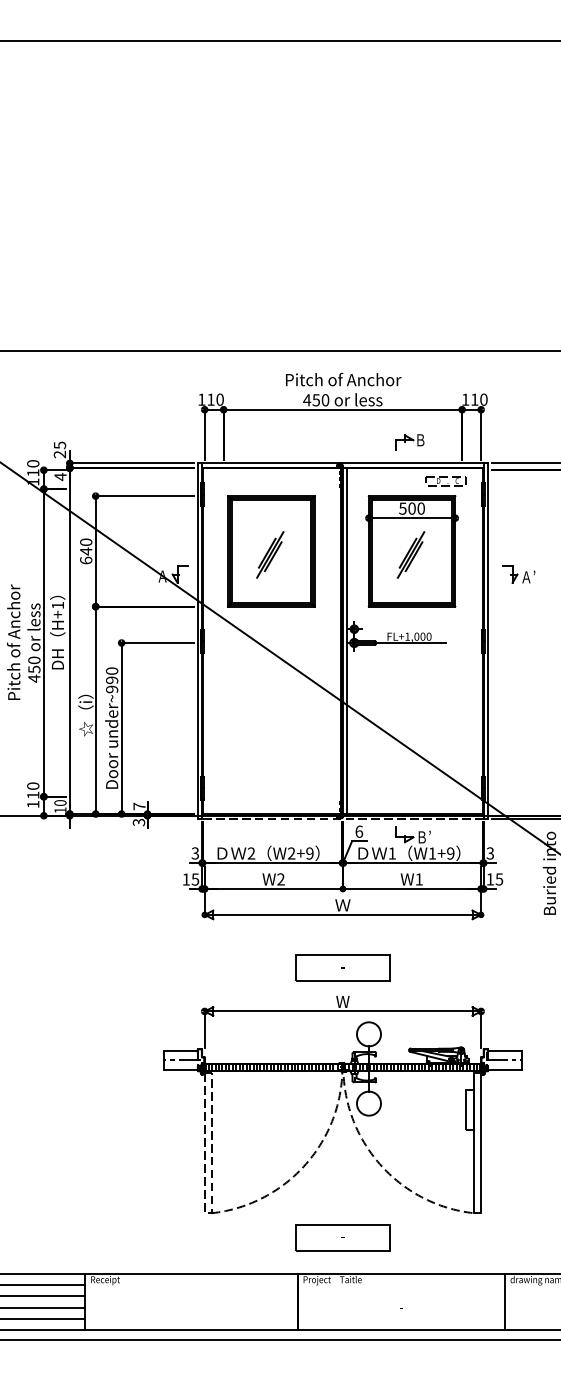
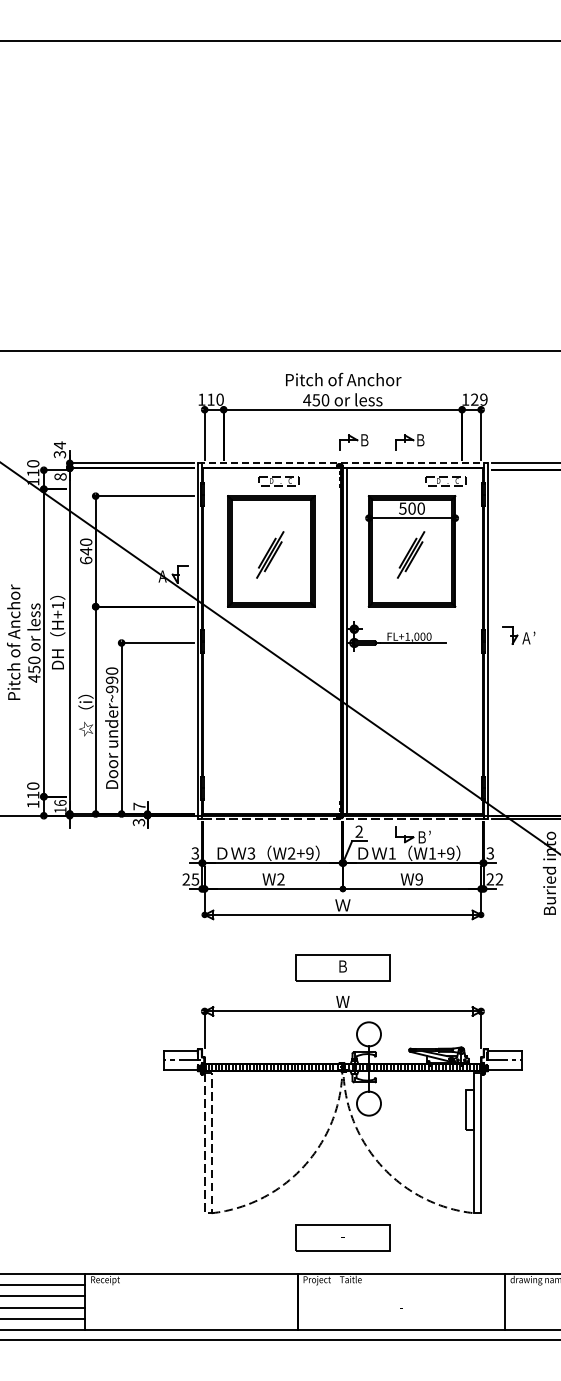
text: 110 -> 129 (479, 399)
part: none -> present (353, 442)
text: 25 -> 34 (60, 449)
line: solid -> dashed (343, 463)
text: 4 -> 8 (60, 476)
part: none -> present (278, 481)
part position: (518, 574) -> (518, 635) (518, 635)
text: 10 -> 16 (60, 802)
text: 6 -> 2 (359, 831)
text: 2 -> 3 (251, 853)
text: 15 -> 25 (185, 879)
text: W1 -> W9 (418, 879)
text: 15 -> 22 (494, 879)
text: - -> Ｂ (342, 966)
